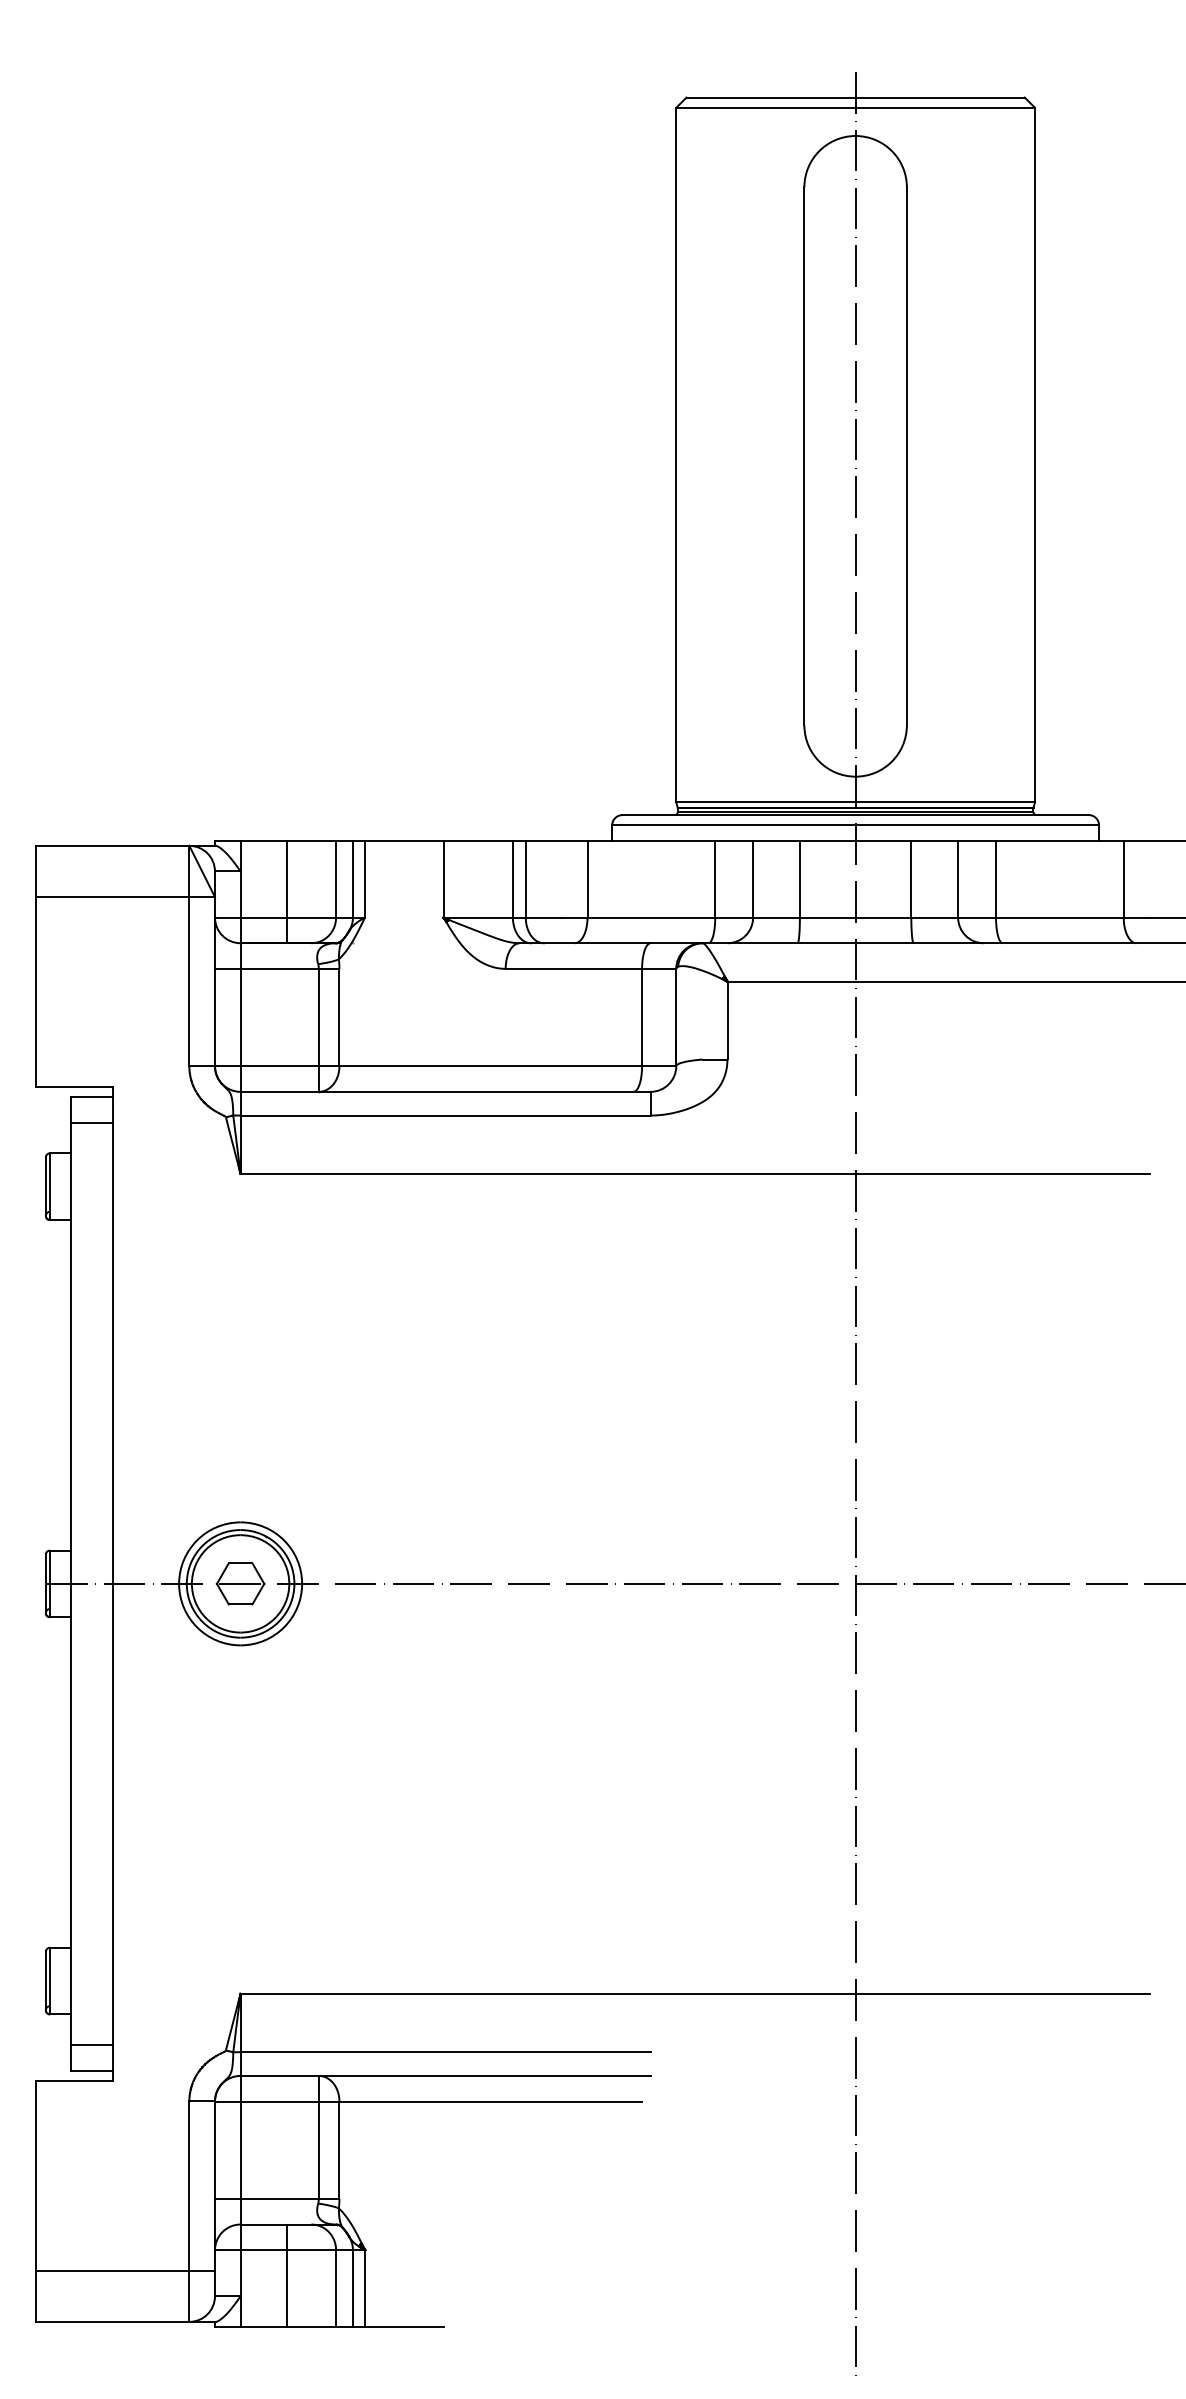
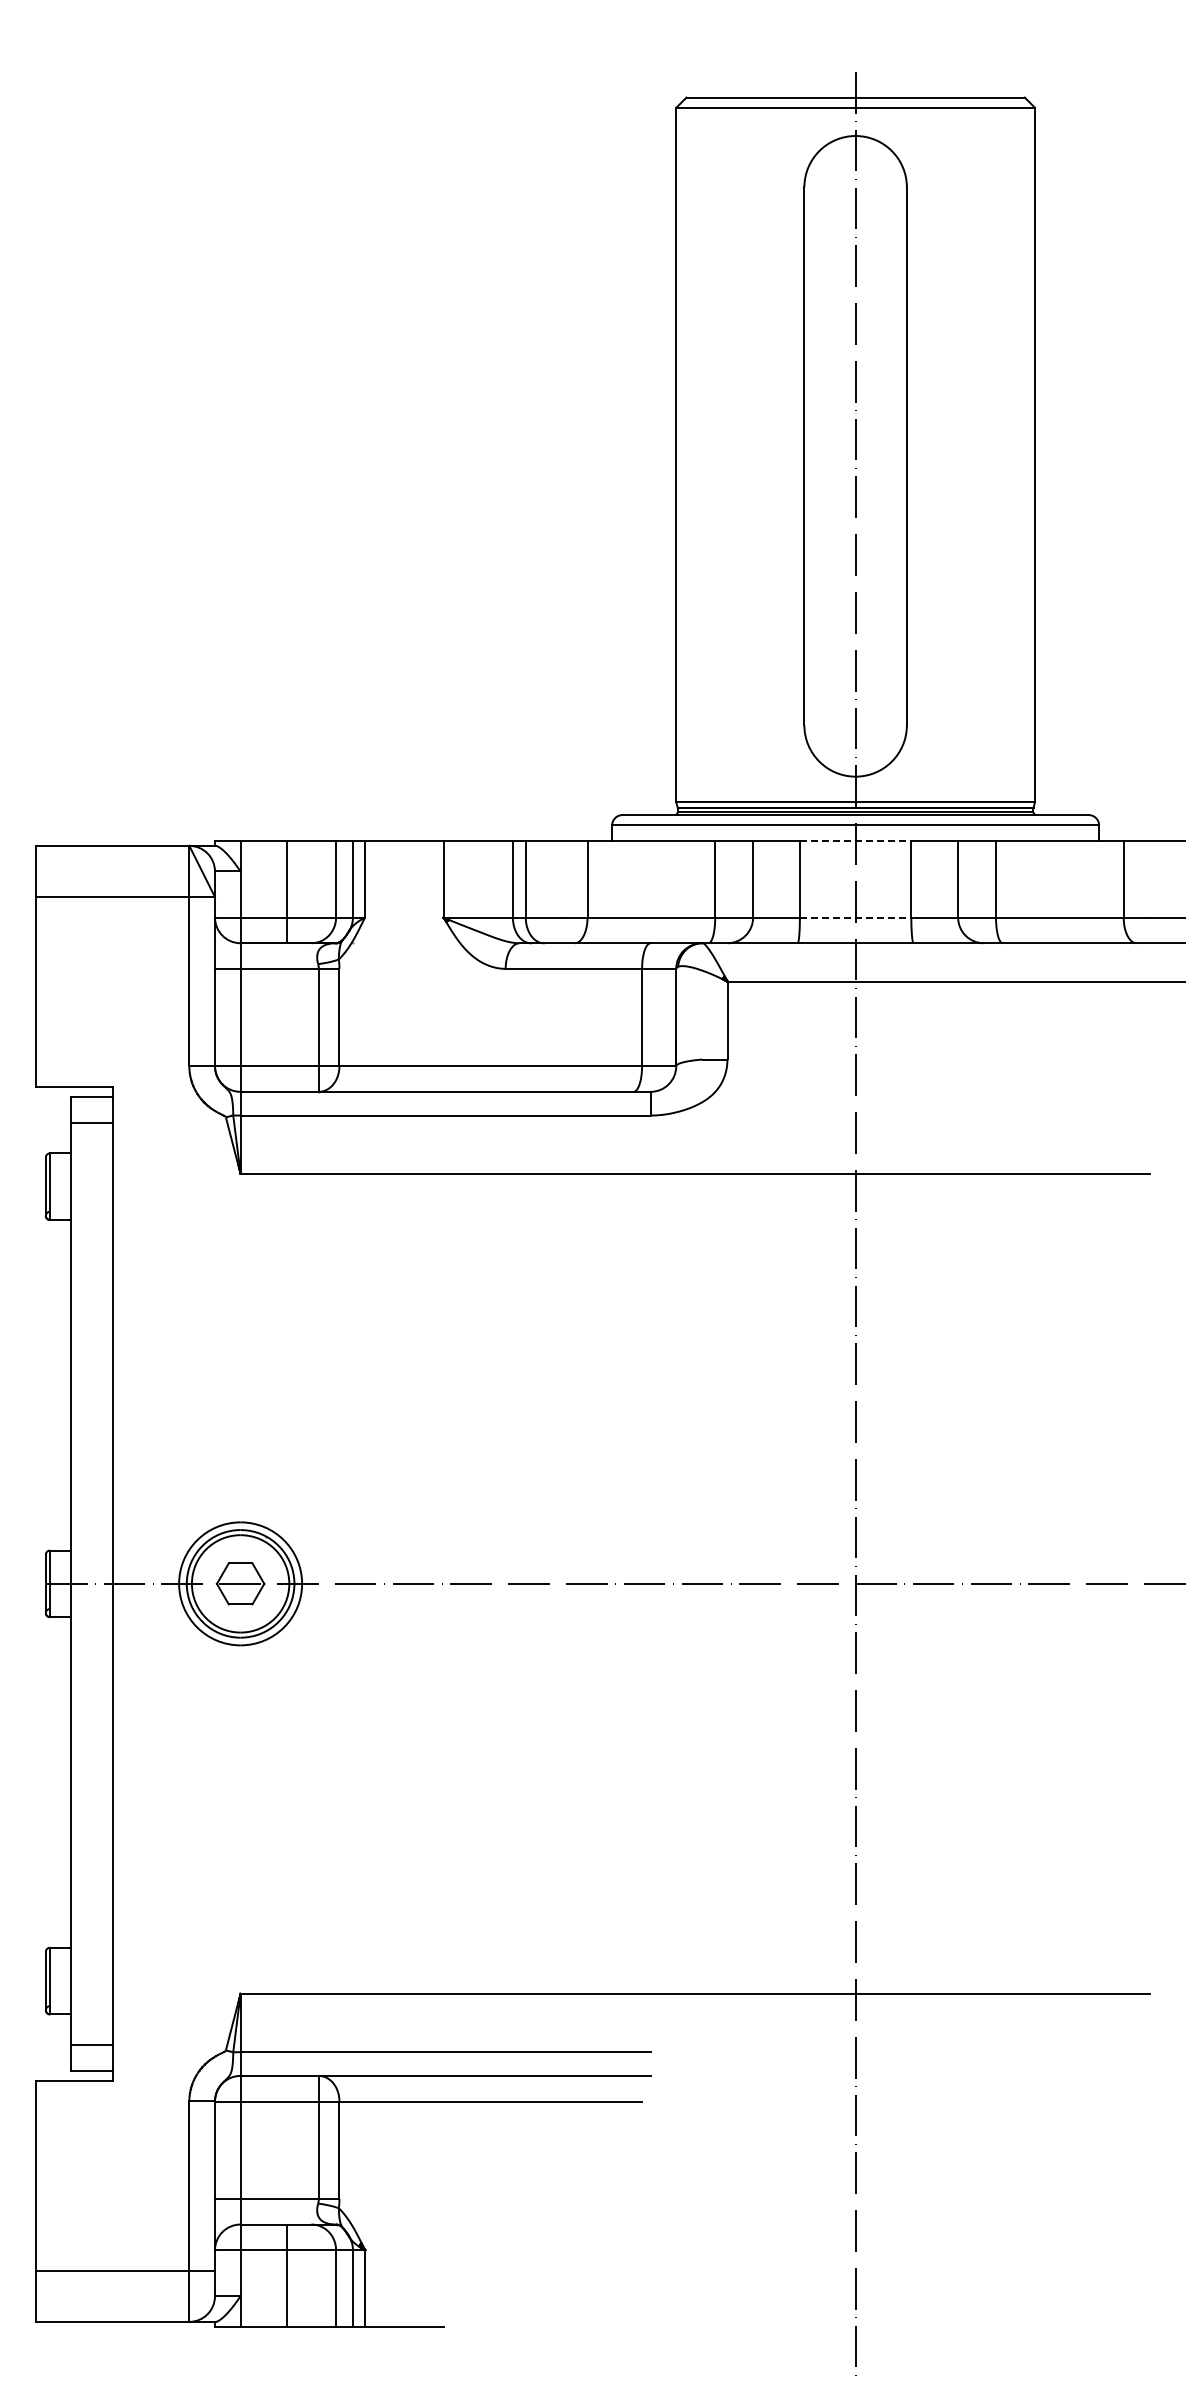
line: solid -> dashed (855, 840)
line: solid -> dashed (855, 917)
